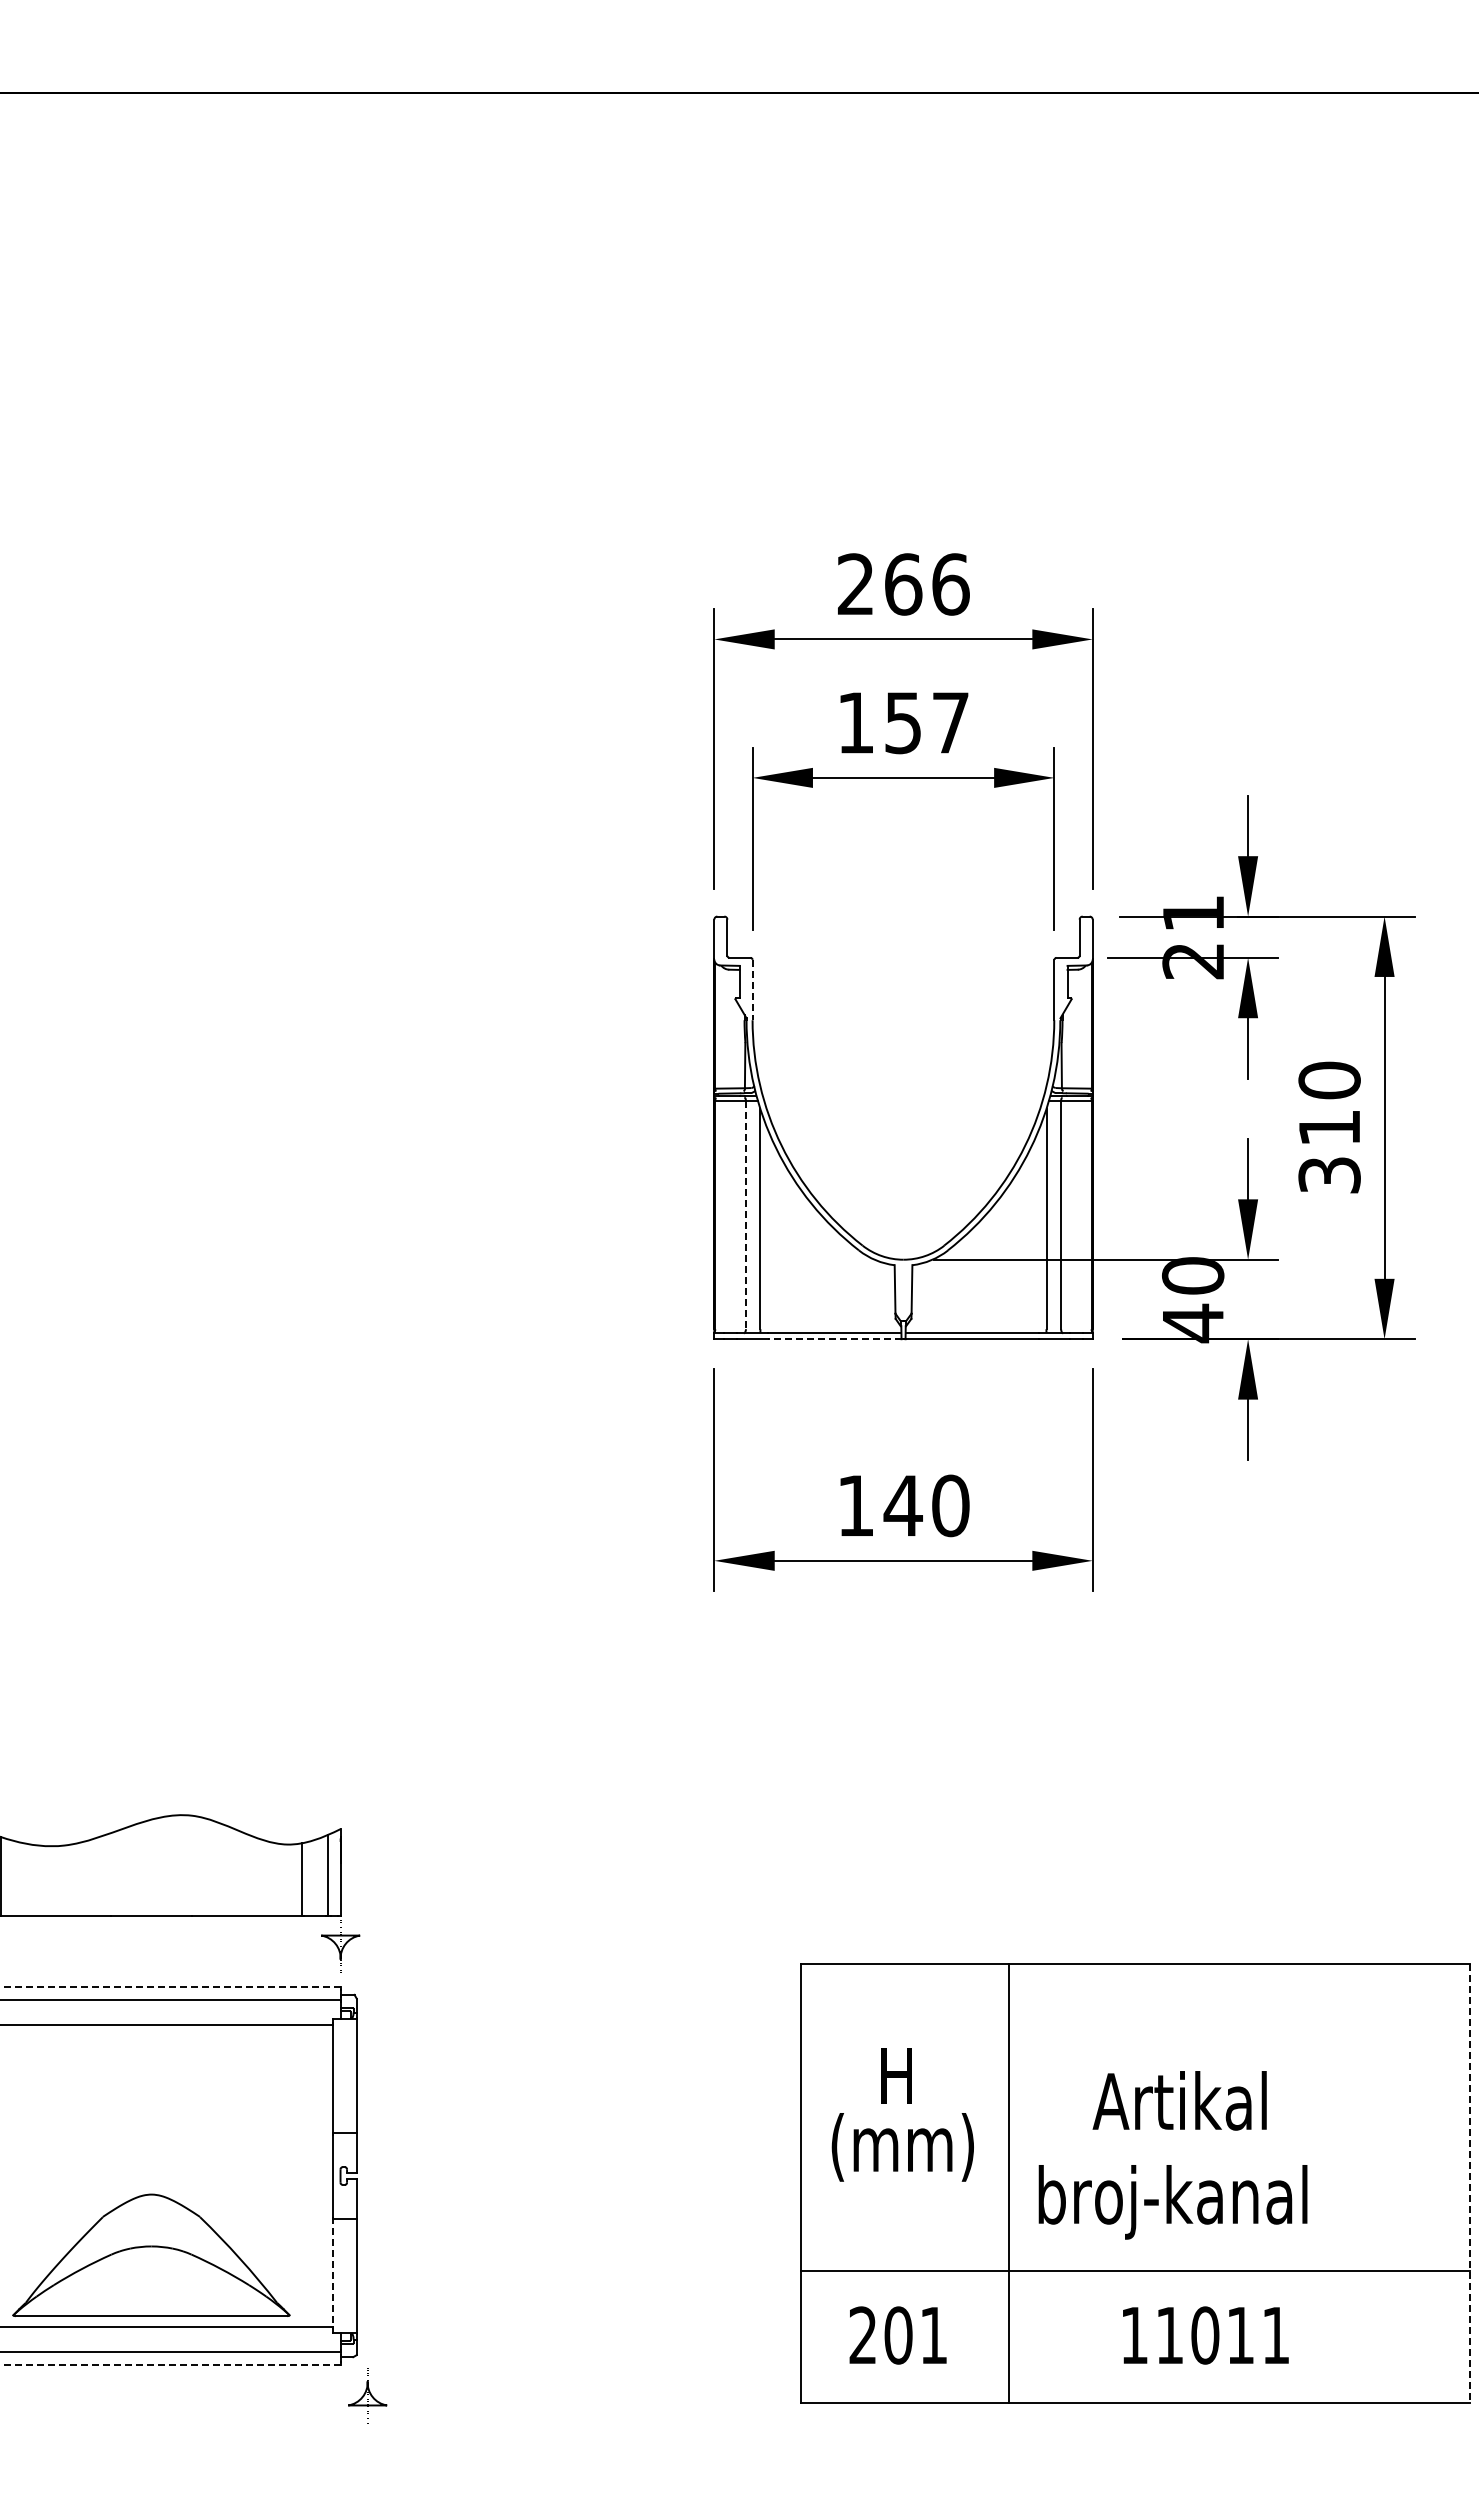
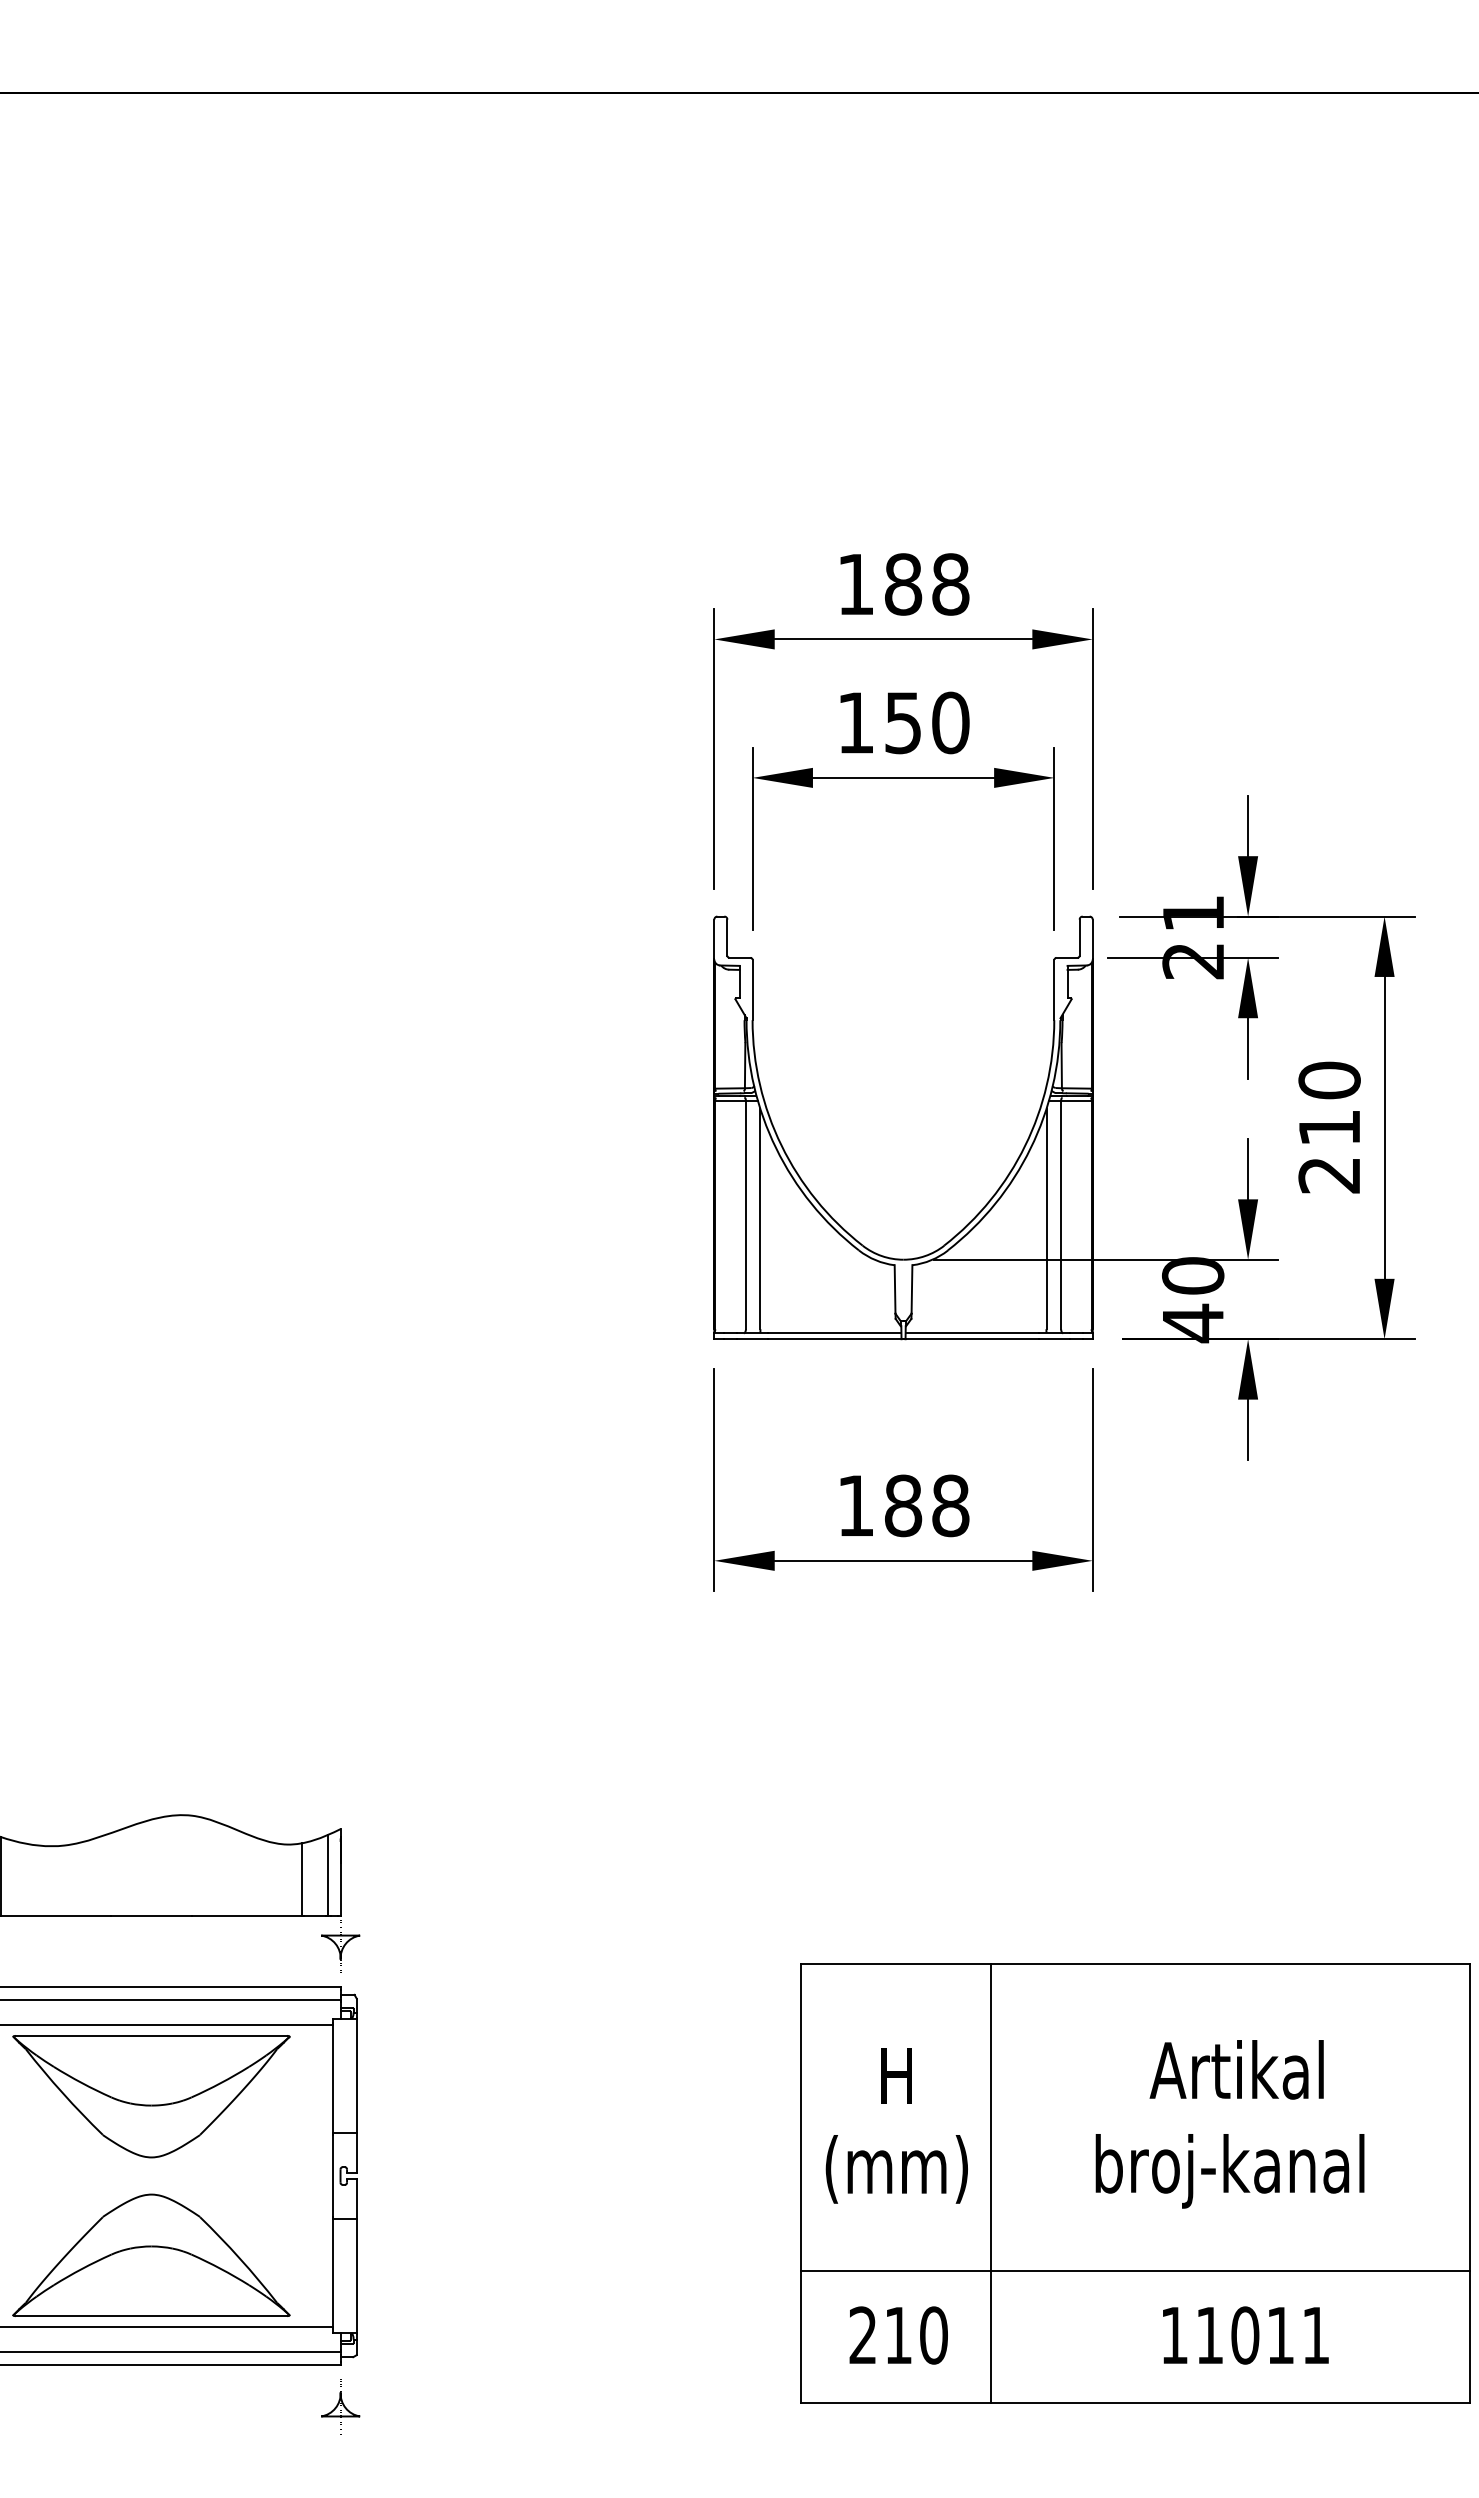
text: 266 -> 188 (903, 584)
text: 157 -> 150 (950, 722)
line: dashed -> solid (752, 990)
text: 310 -> 210 (1329, 1175)
line: dashed -> solid (745, 1215)
line: dashed -> solid (834, 1339)
text: 140 -> 188 (926, 1505)
line: dashed -> solid (170, 1986)
part: none -> present (151, 2096)
text position: (902, 2147) -> (896, 2169) (896, 2169)
text position: (1172, 2155) -> (1229, 2124) (1229, 2124)
line position: (1008, 2183) -> (990, 2183) (990, 2183)
line: dashed -> solid (1469, 2183)
line: dashed -> solid (332, 2272)
text: 201 -> 210 (915, 2335)
text position: (1205, 2335) -> (1245, 2335) (1245, 2335)
line: dashed -> solid (170, 2365)
part position: (367, 2395) -> (340, 2406) (340, 2406)
